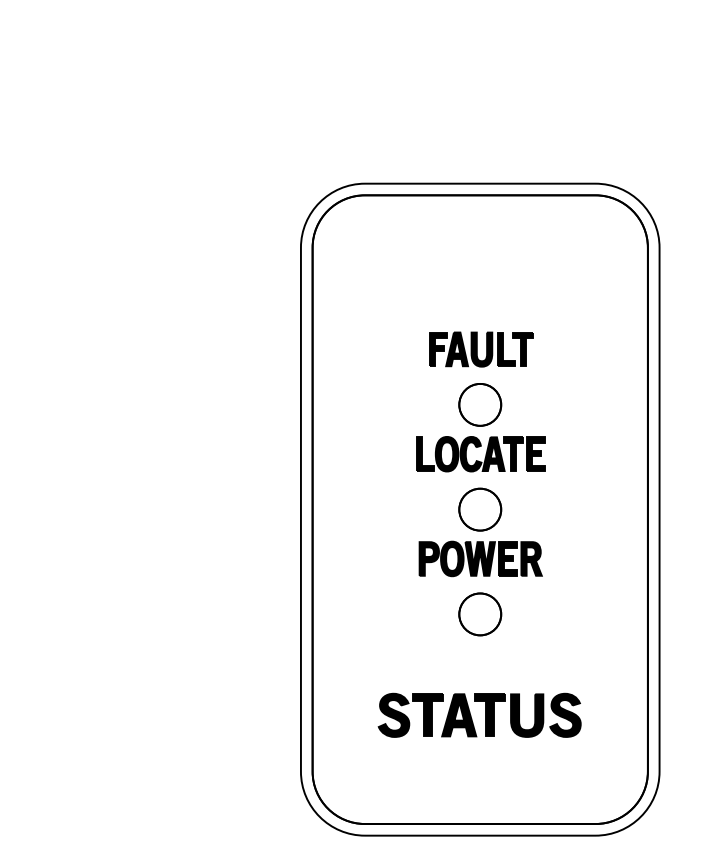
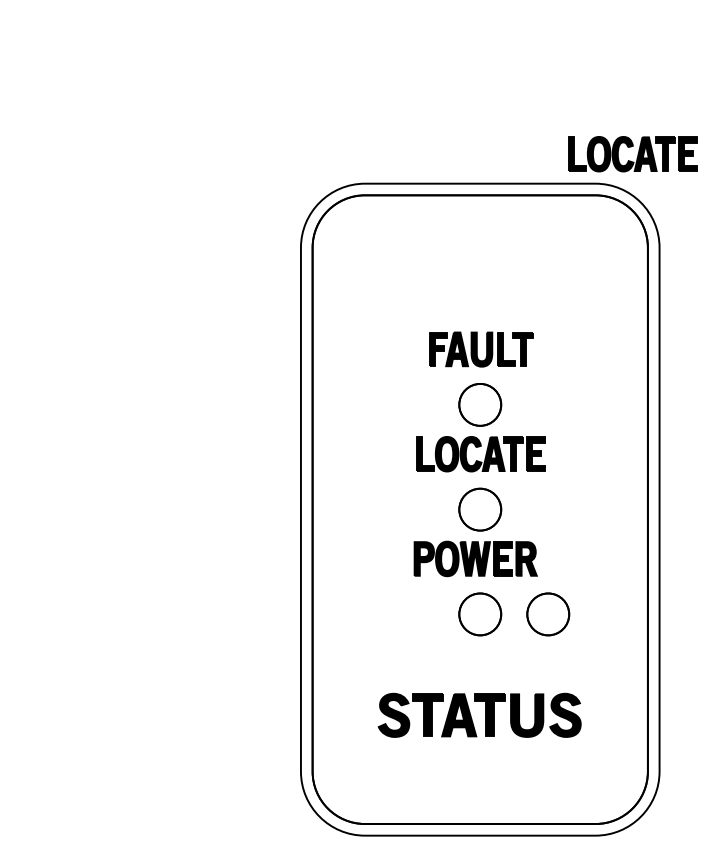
part: none -> present (632, 154)
part position: (480, 558) -> (475, 558) (475, 558)
part: none -> present (548, 614)
